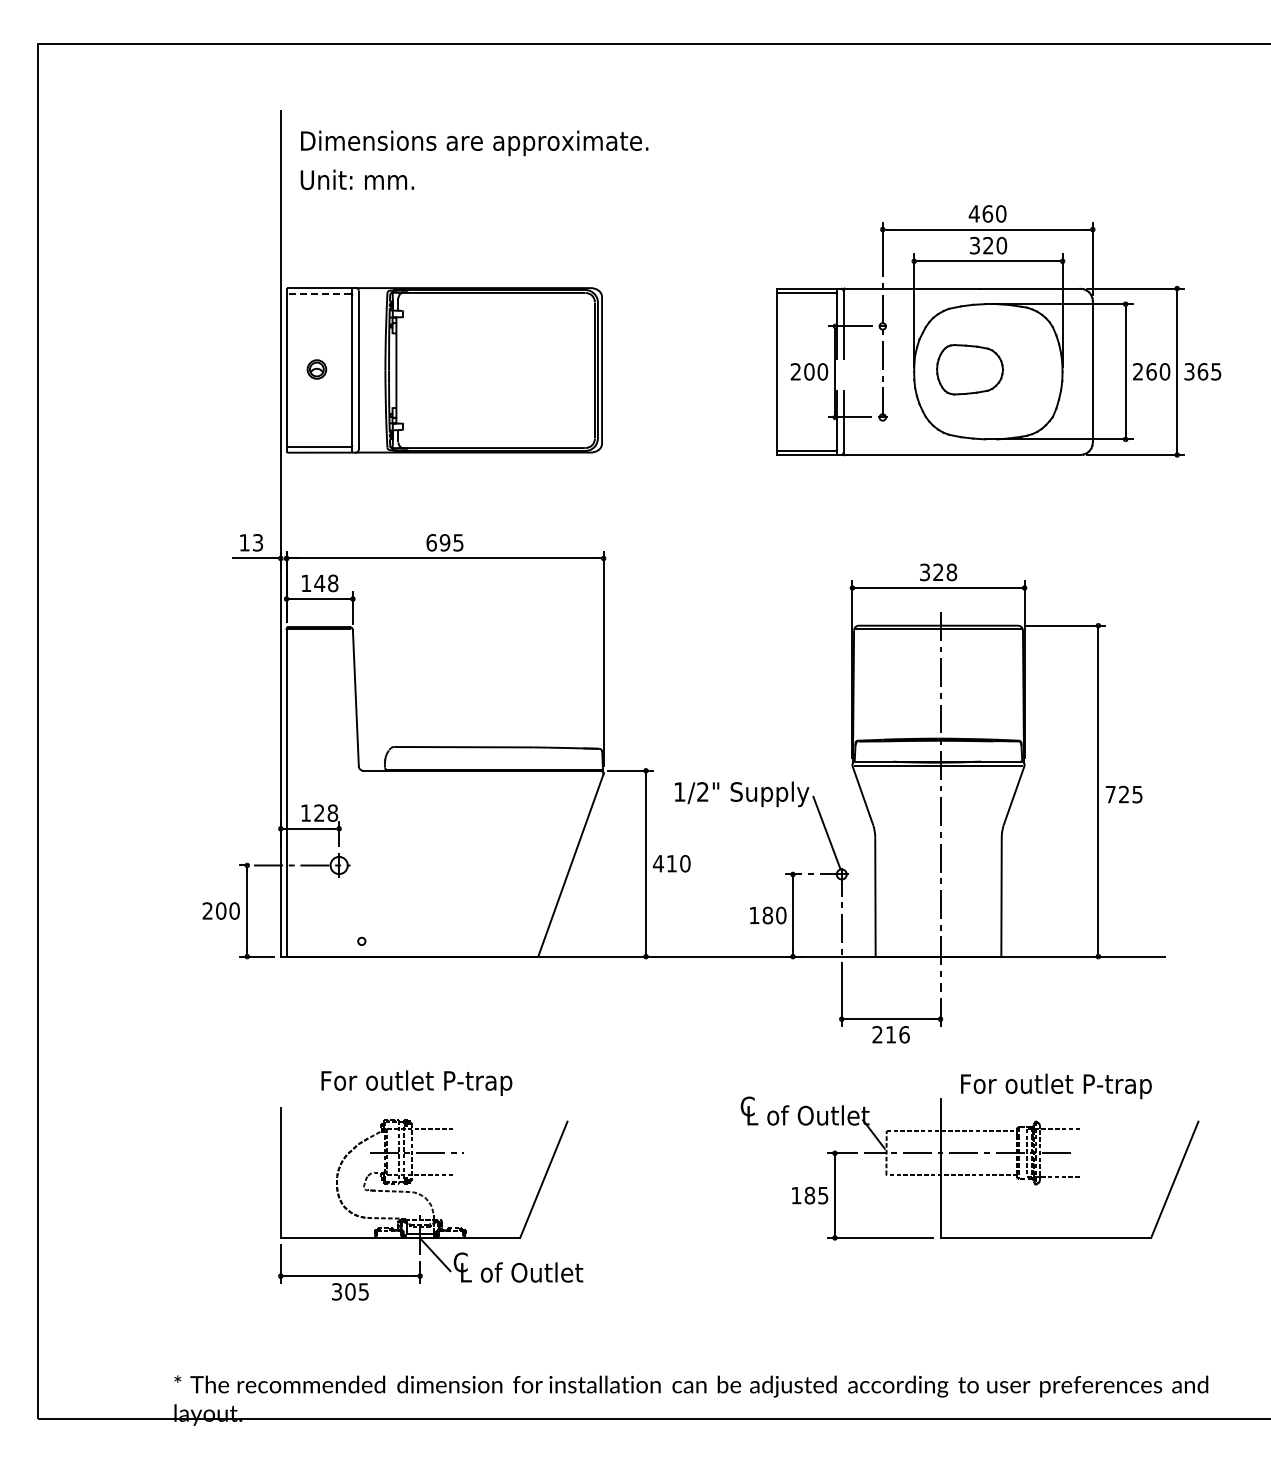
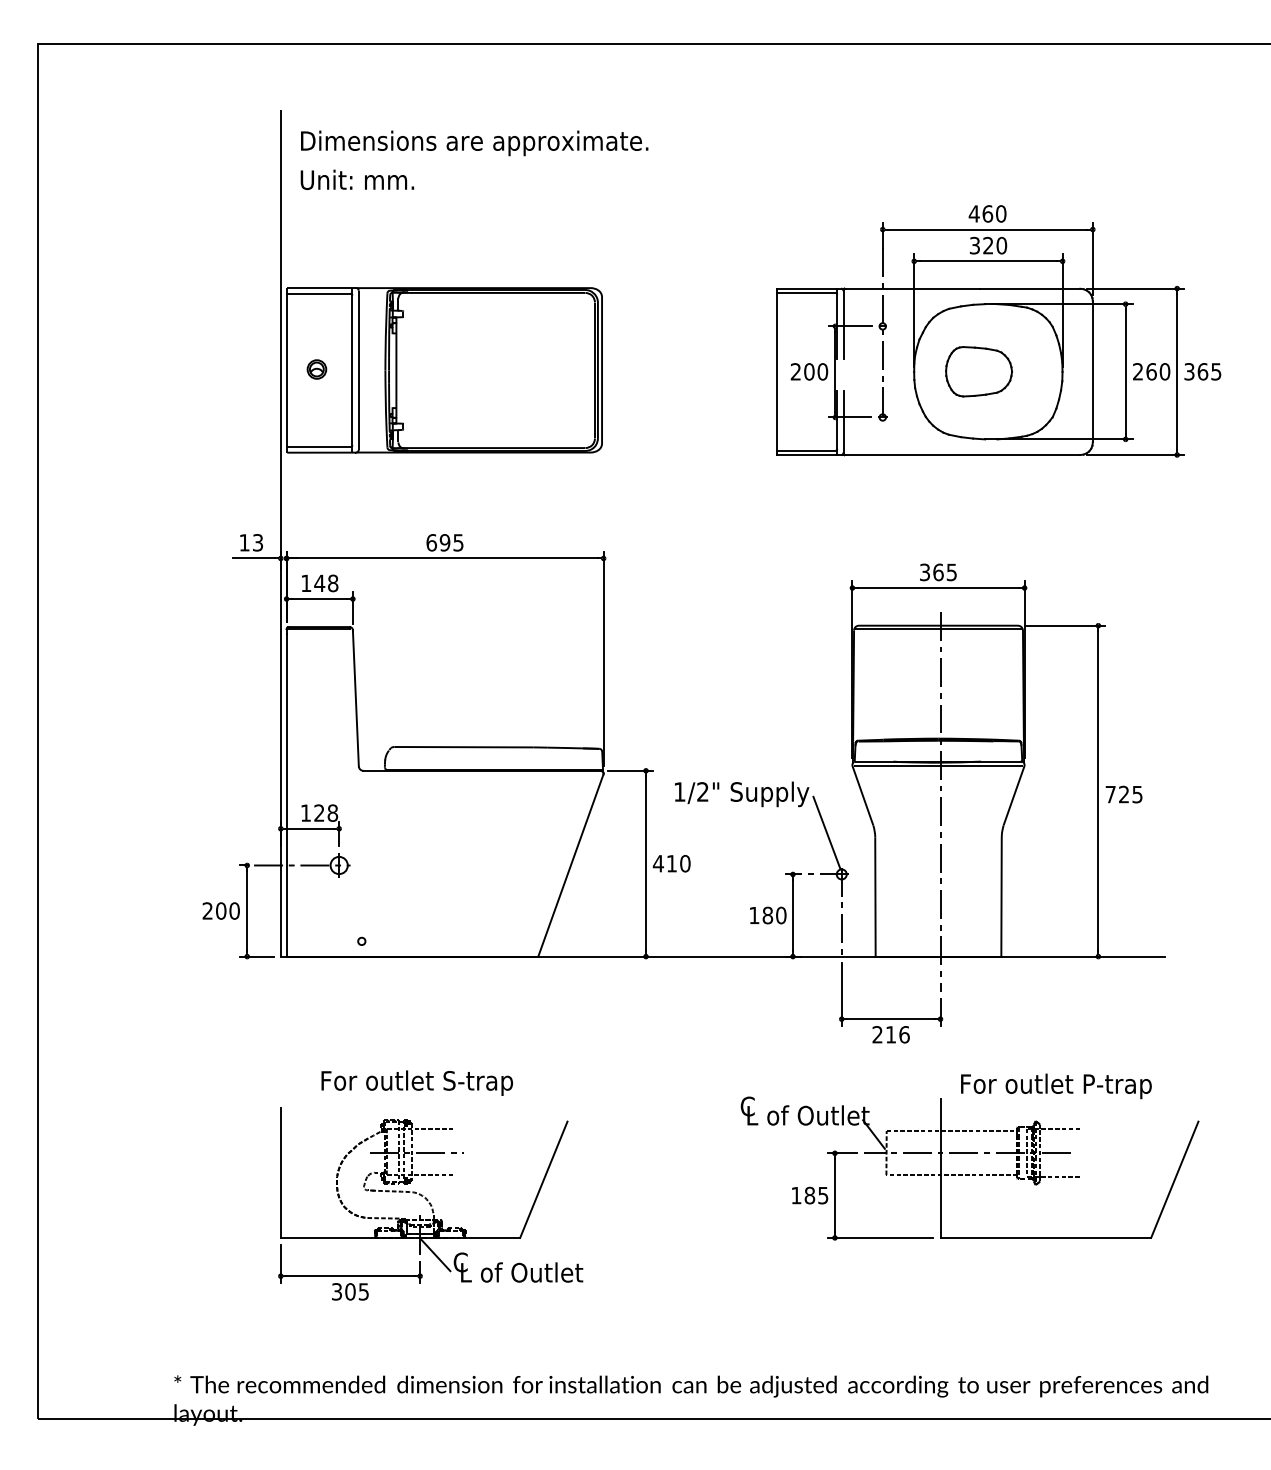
line: dashed -> solid (318, 293)
part position: (969, 369) -> (978, 371) (978, 371)
text: 328 -> 365 (945, 572)
text: For outlet P-trap -> For outlet S-trap (478, 1082)
